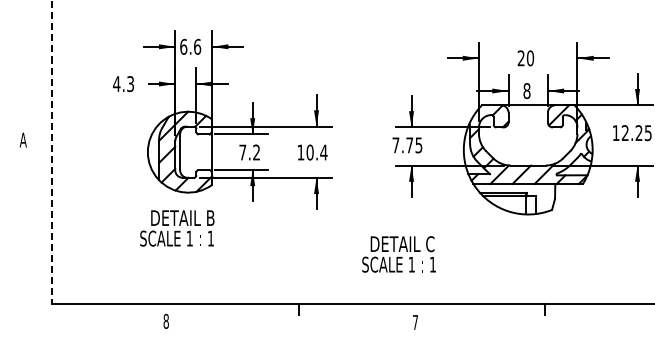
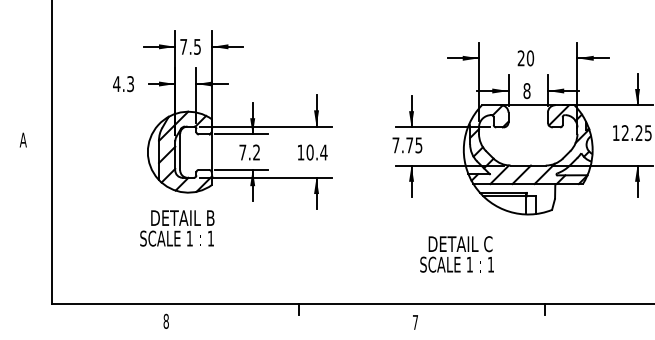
text: 6.6 -> 7.5 (190, 46)
line: dashed -> solid (52, 152)
text position: (398, 254) -> (456, 254) (456, 254)
